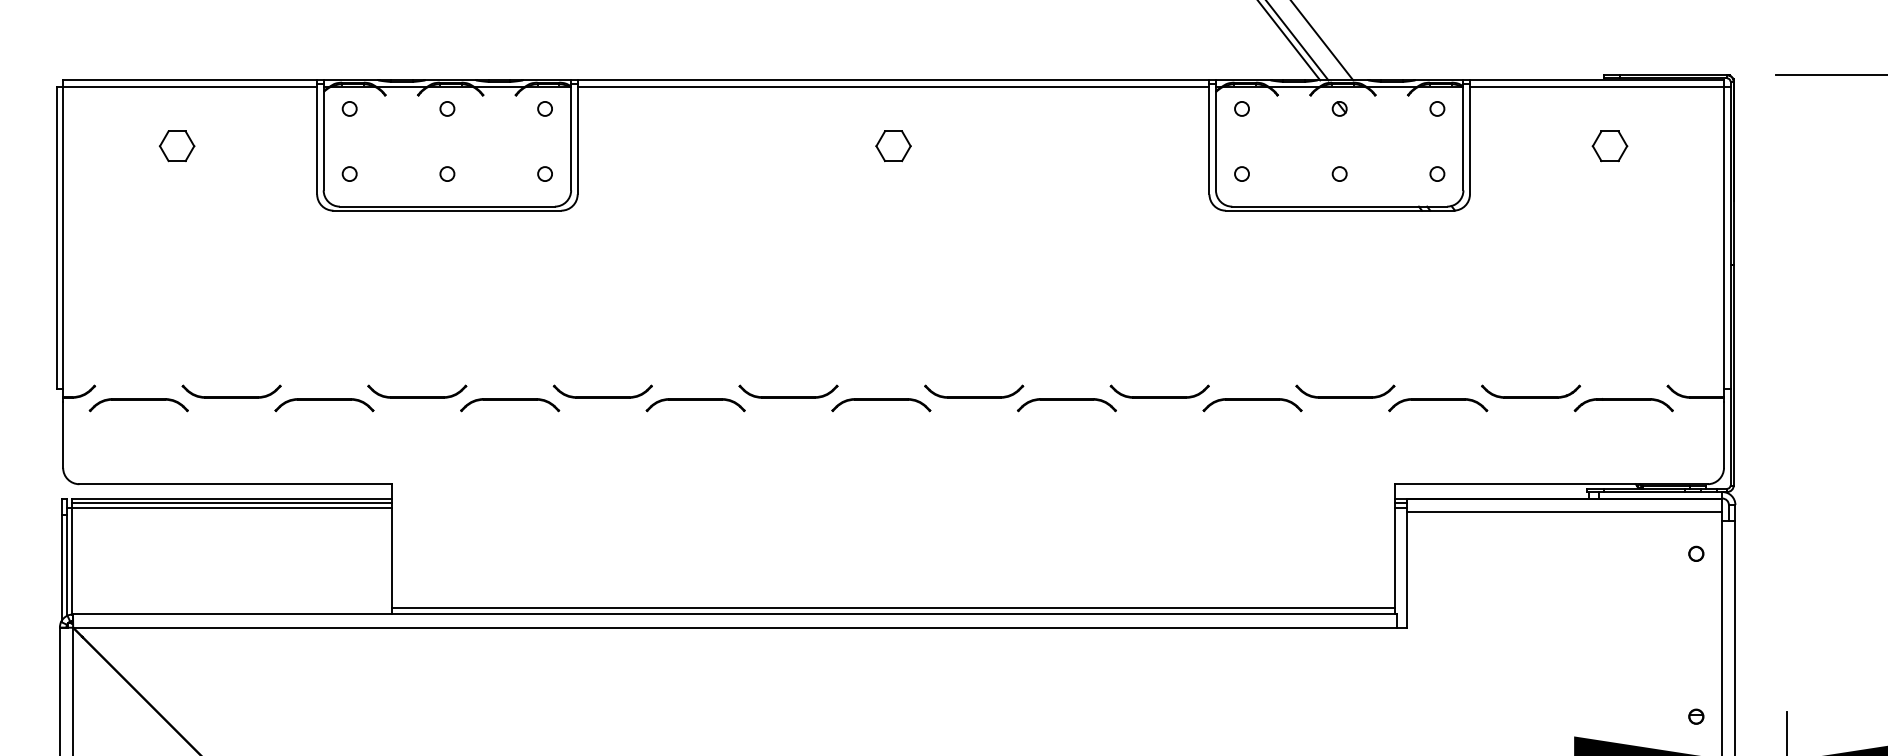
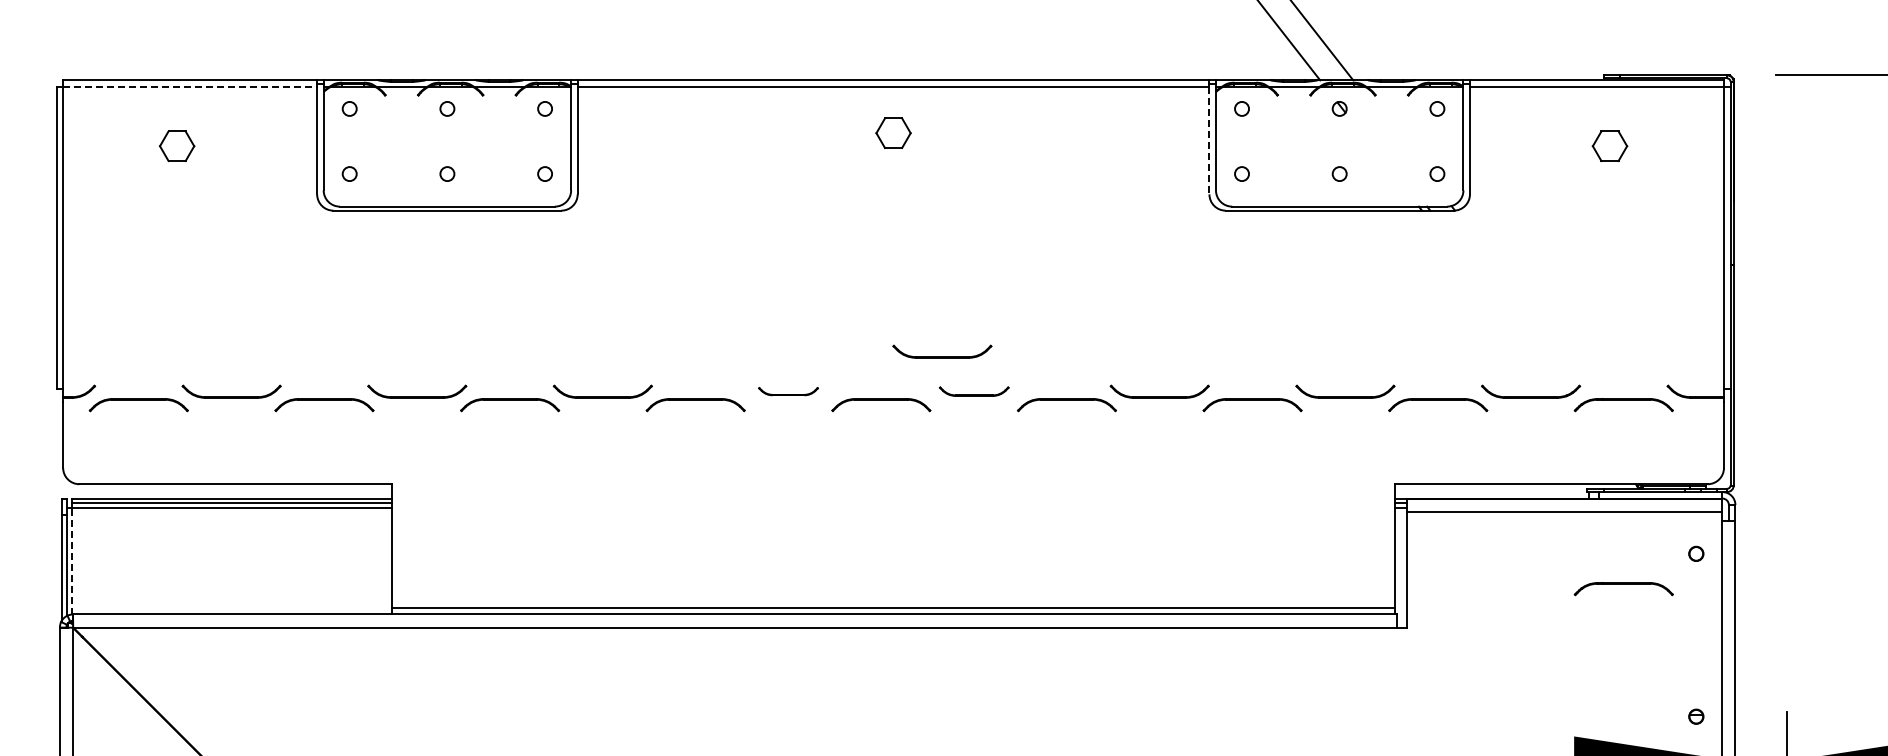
line: present -> none (1297, 41)
line: solid -> dashed (190, 86)
line: solid -> dashed (1209, 140)
part position: (893, 146) -> (893, 133) (893, 133)
part: none -> present (942, 351)
part size: 101x15 px -> 61x10 px (788, 391)
part size: 101x15 px -> 71x11 px (974, 391)
line: solid -> dashed (71, 560)
part: none -> present (1623, 589)
